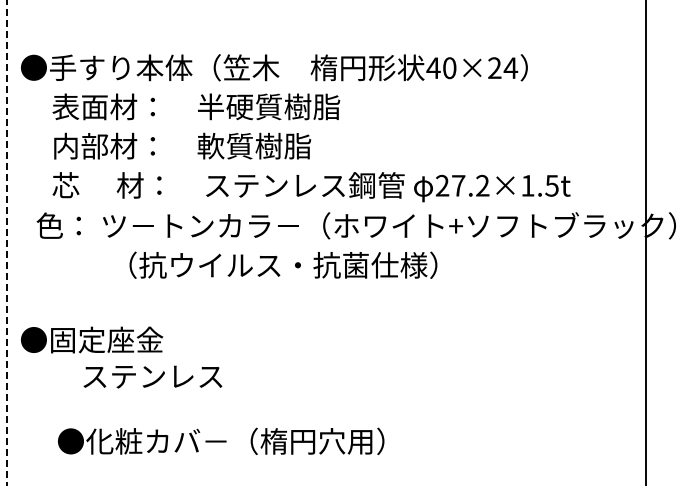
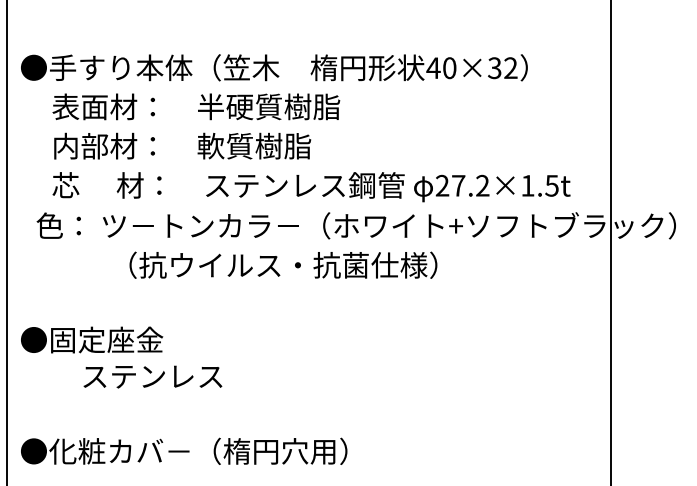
text: 40×24 -> 40×32 (503, 68)
line: dashed -> solid (7, 242)
line position: (646, 242) -> (611, 242) (611, 242)
text position: (221, 440) -> (184, 450) (184, 450)
